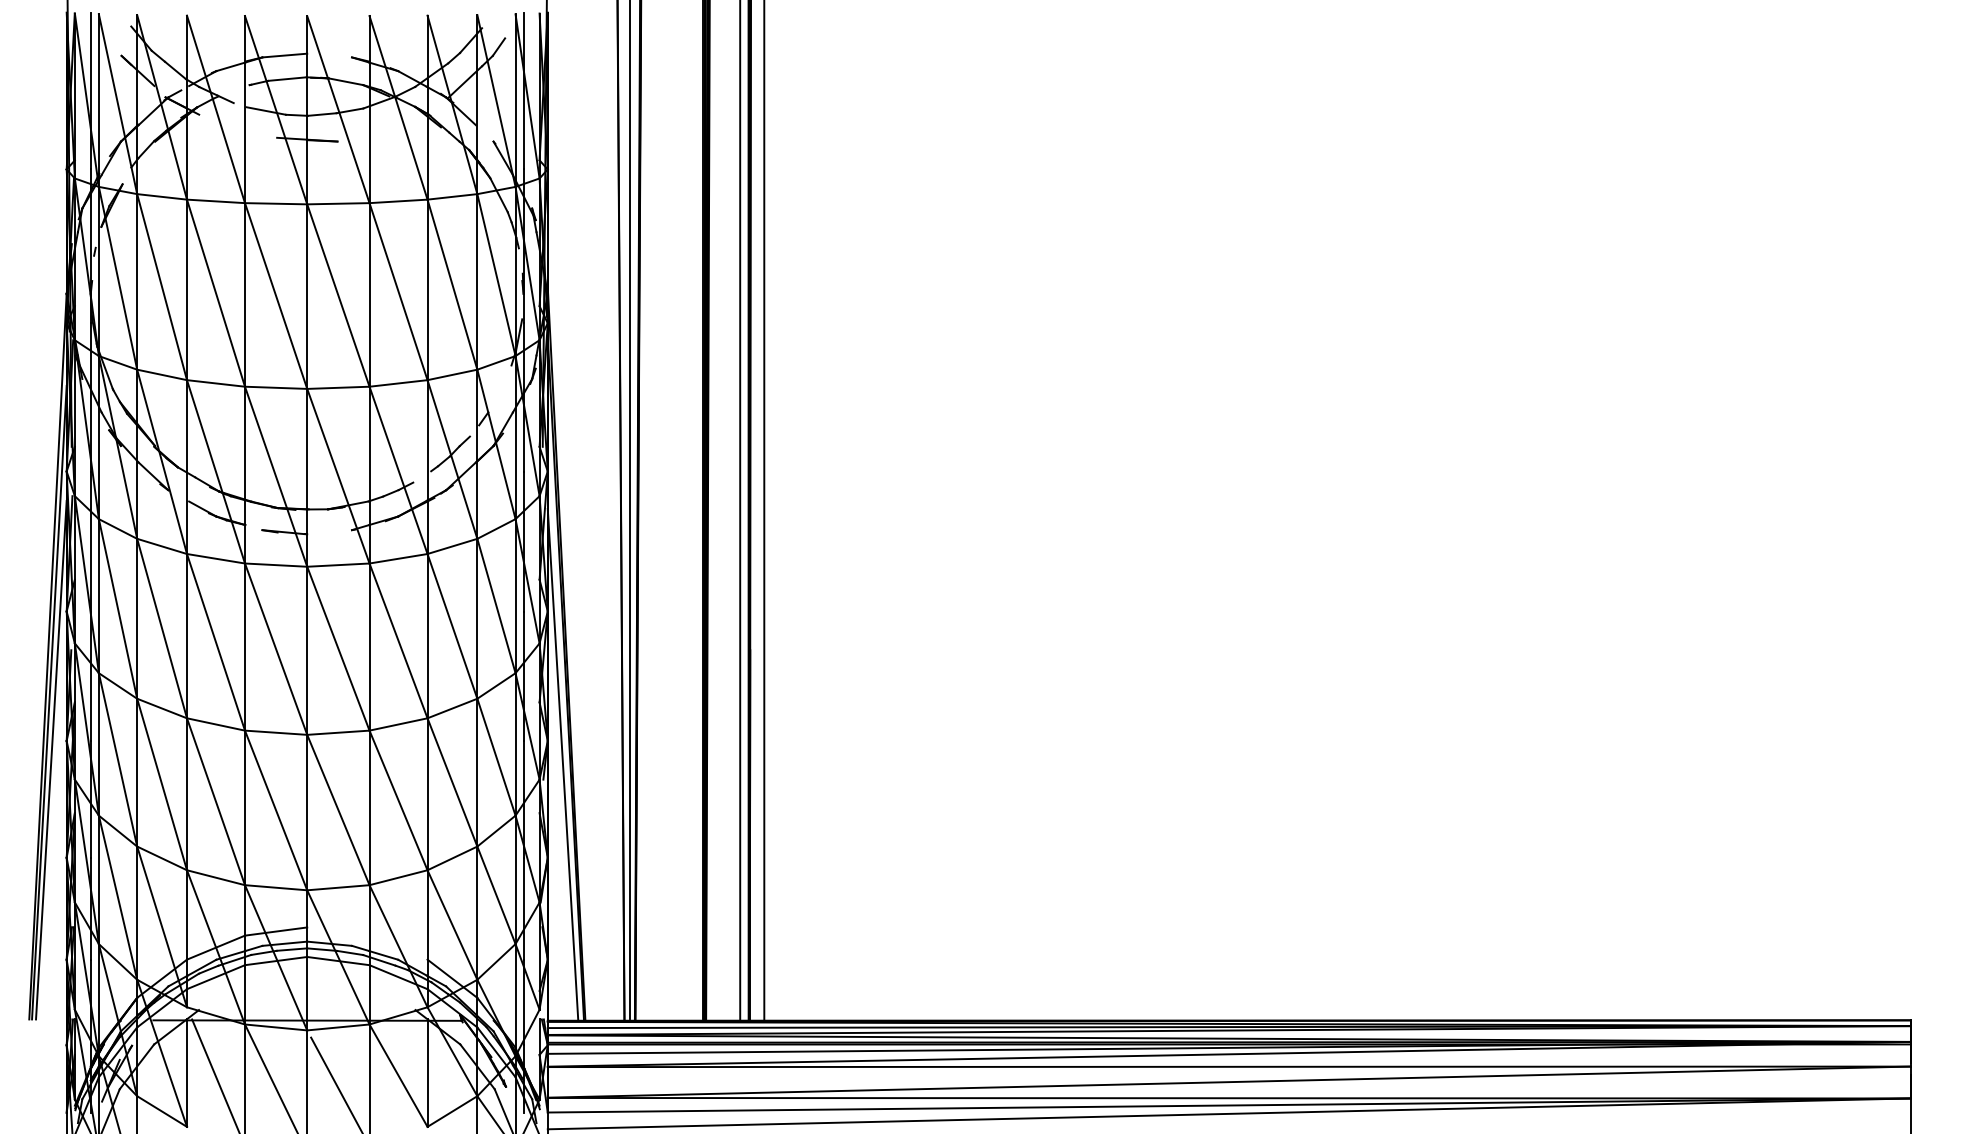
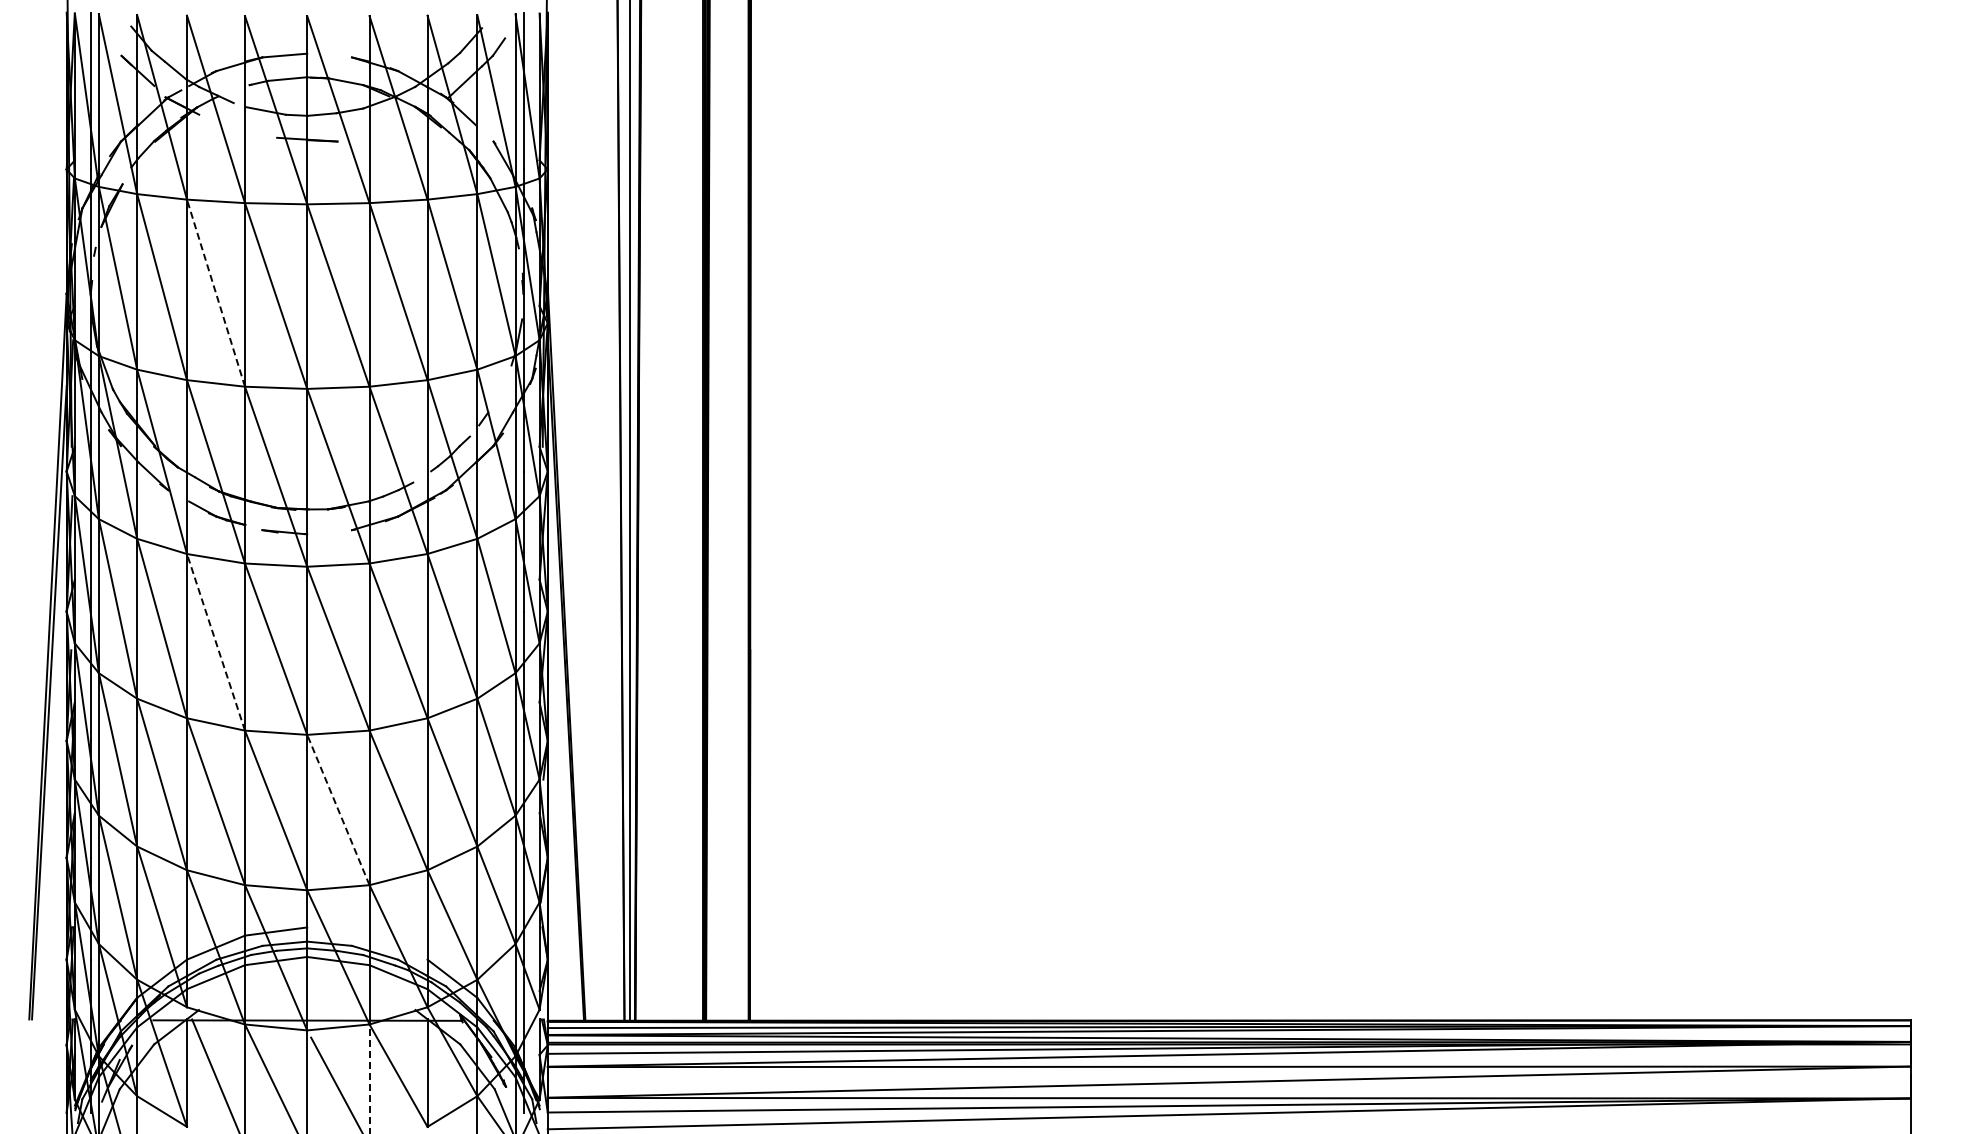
line: solid -> dashed (216, 293)
line: present -> none (740, 510)
line: present -> none (764, 510)
line: solid -> dashed (216, 642)
line: present -> none (51, 759)
line: present -> none (562, 763)
line: solid -> dashed (338, 809)
line: solid -> dashed (369, 1078)
